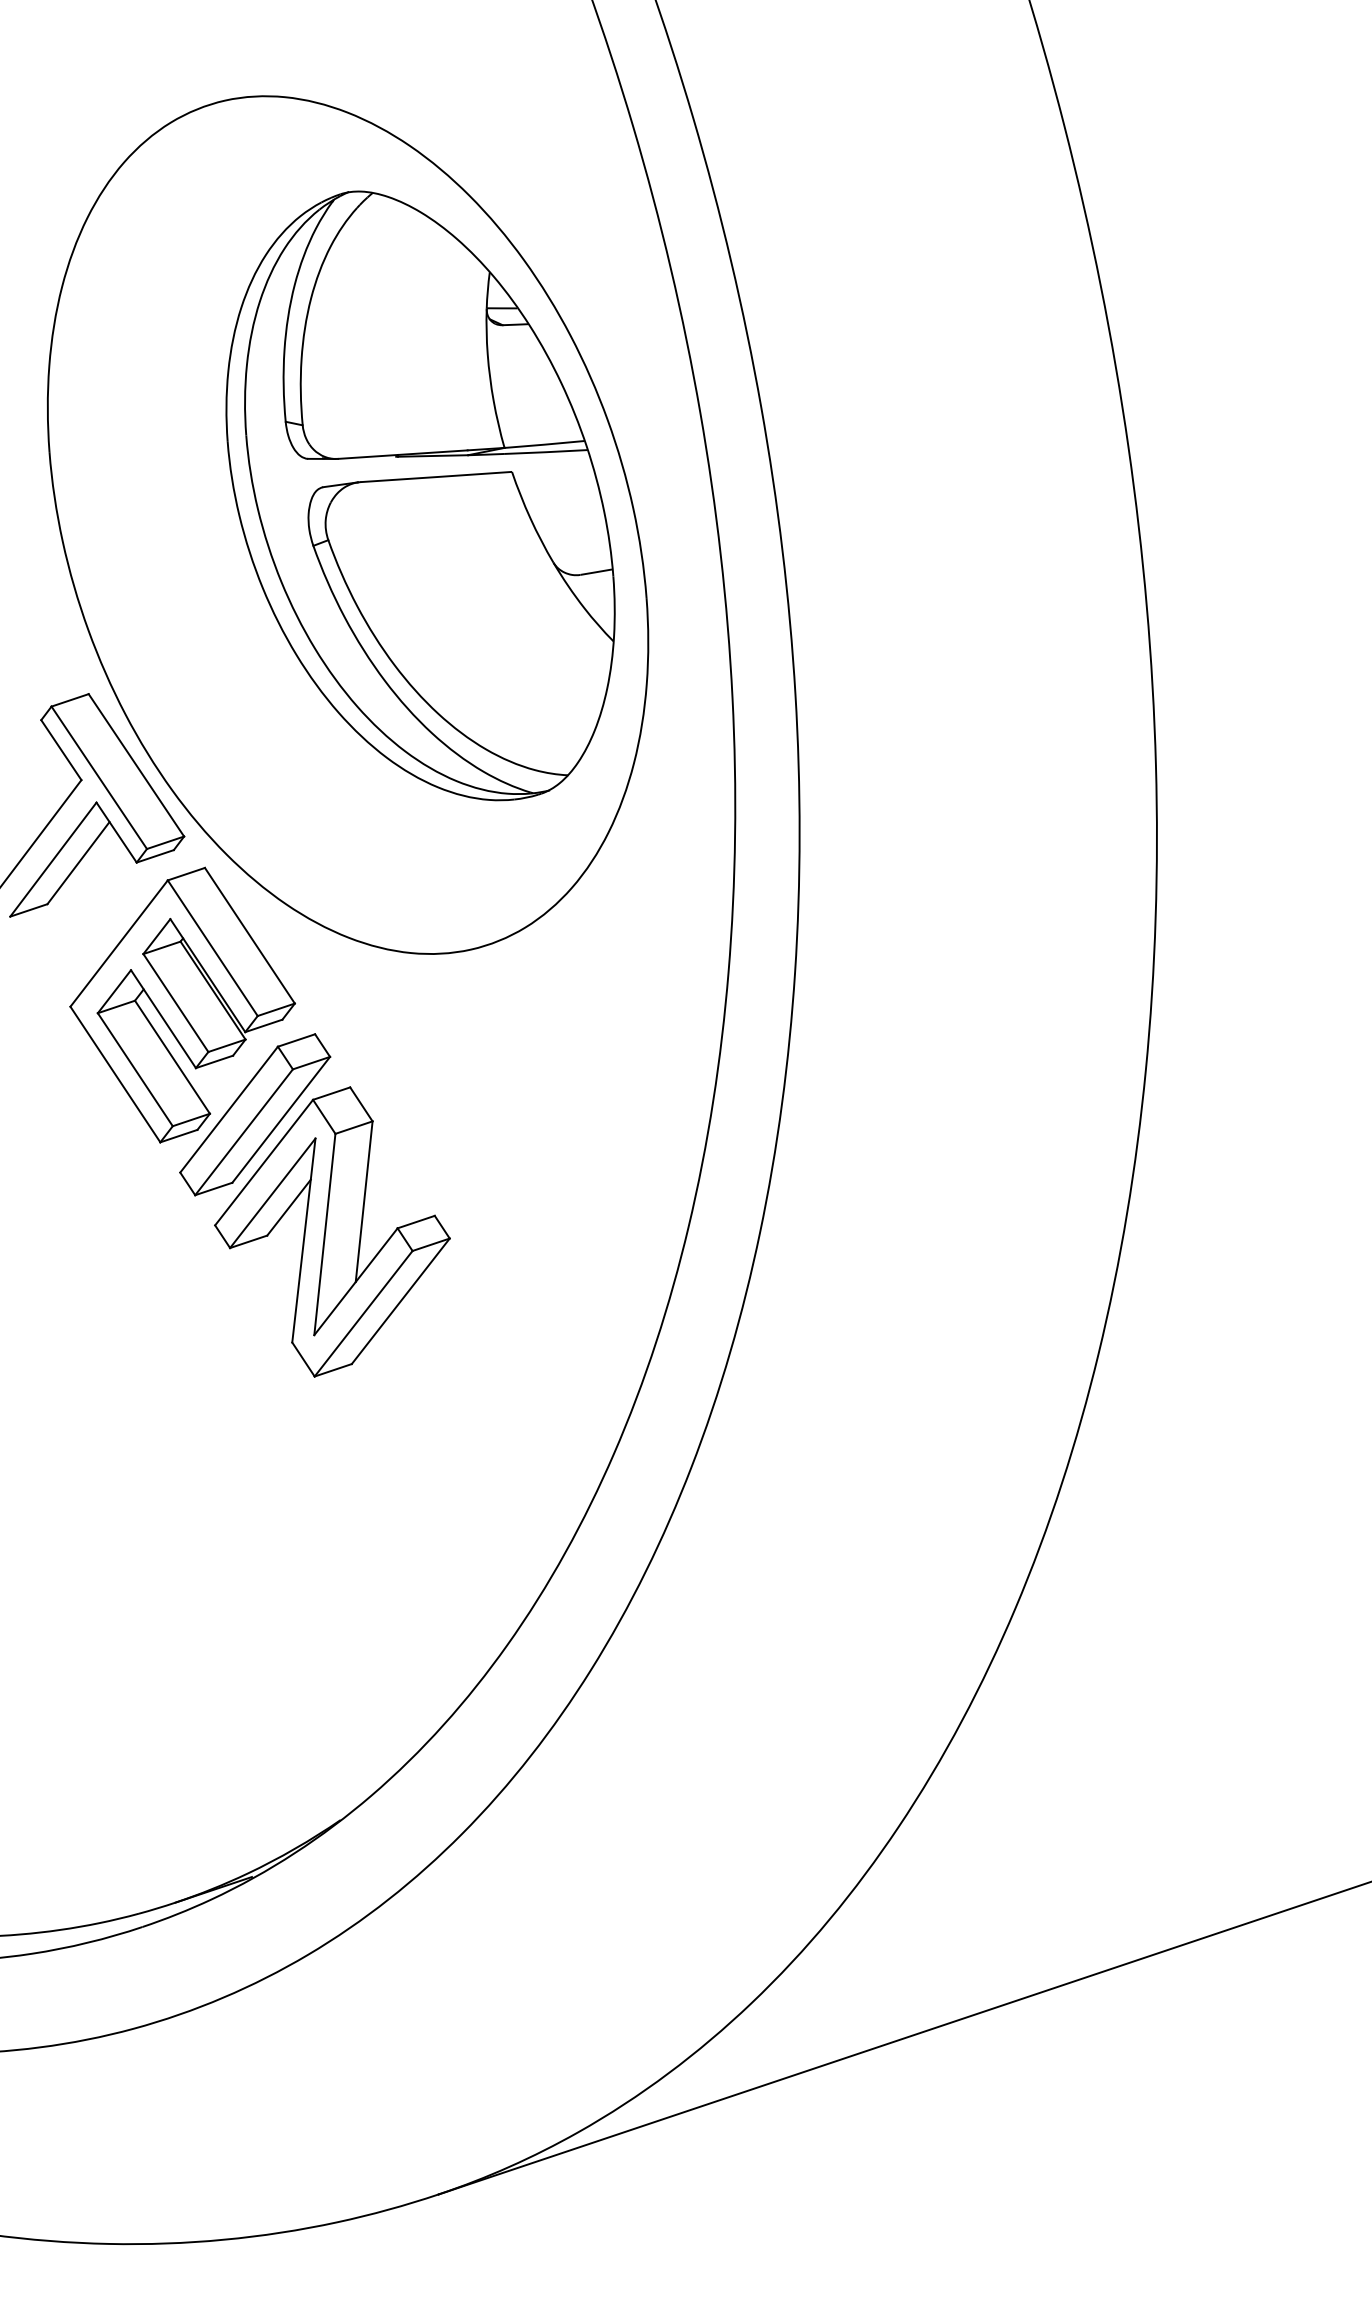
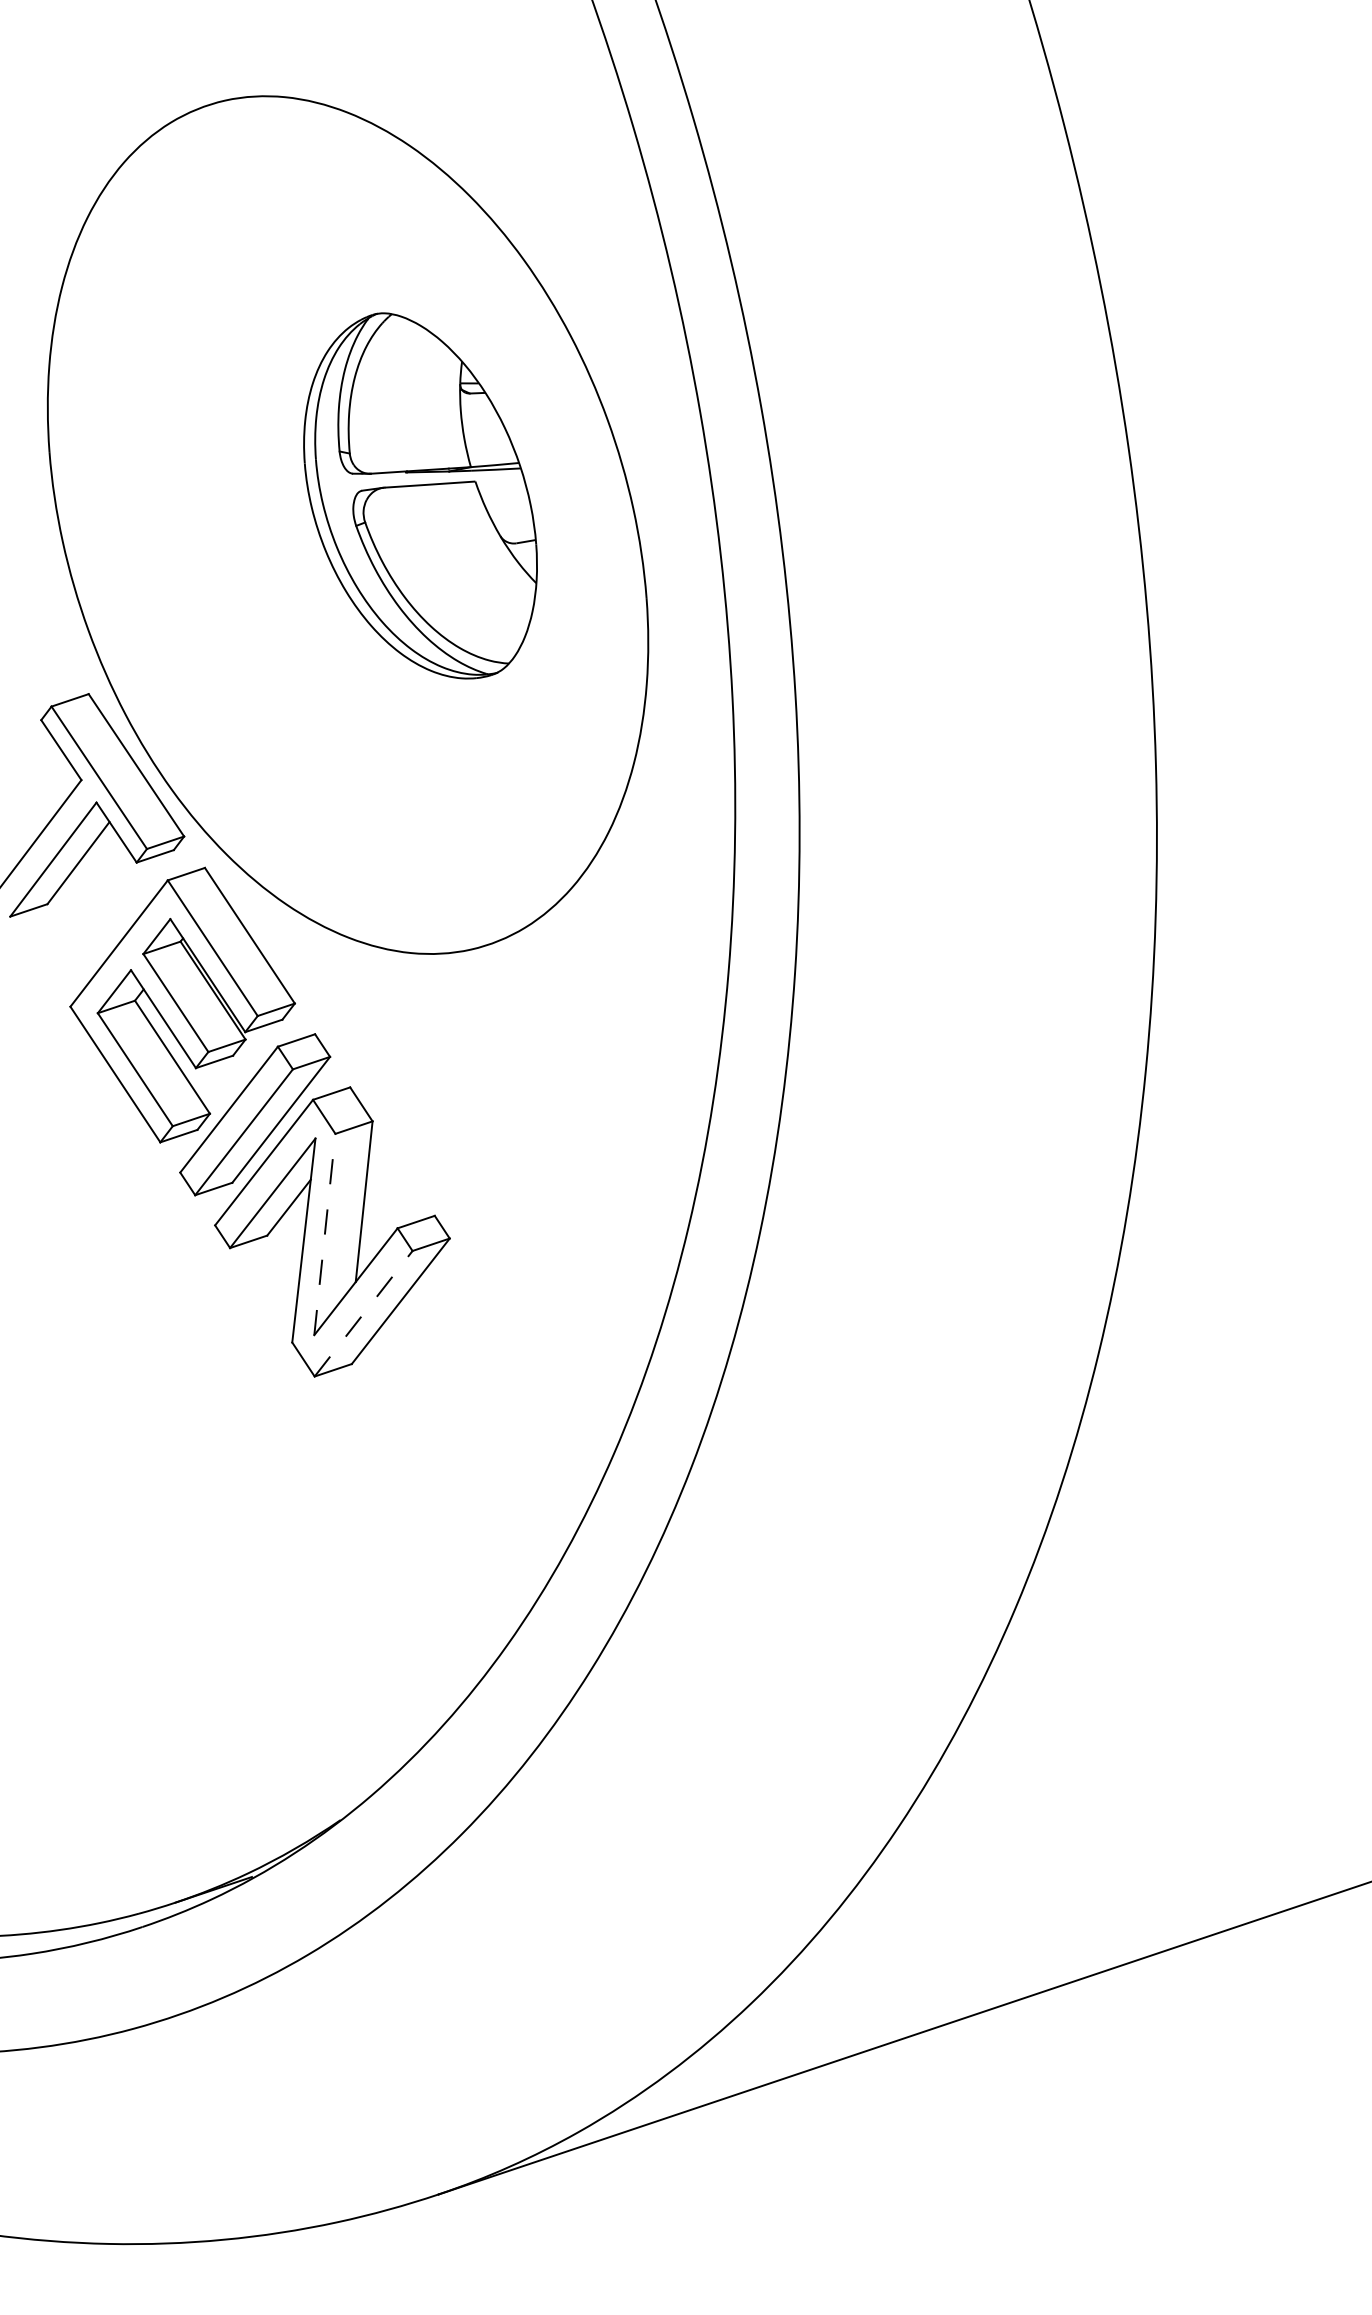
part size: 391x612 px -> 235x368 px (420, 495)
line: solid -> dashed (324, 1234)
line: solid -> dashed (363, 1313)
